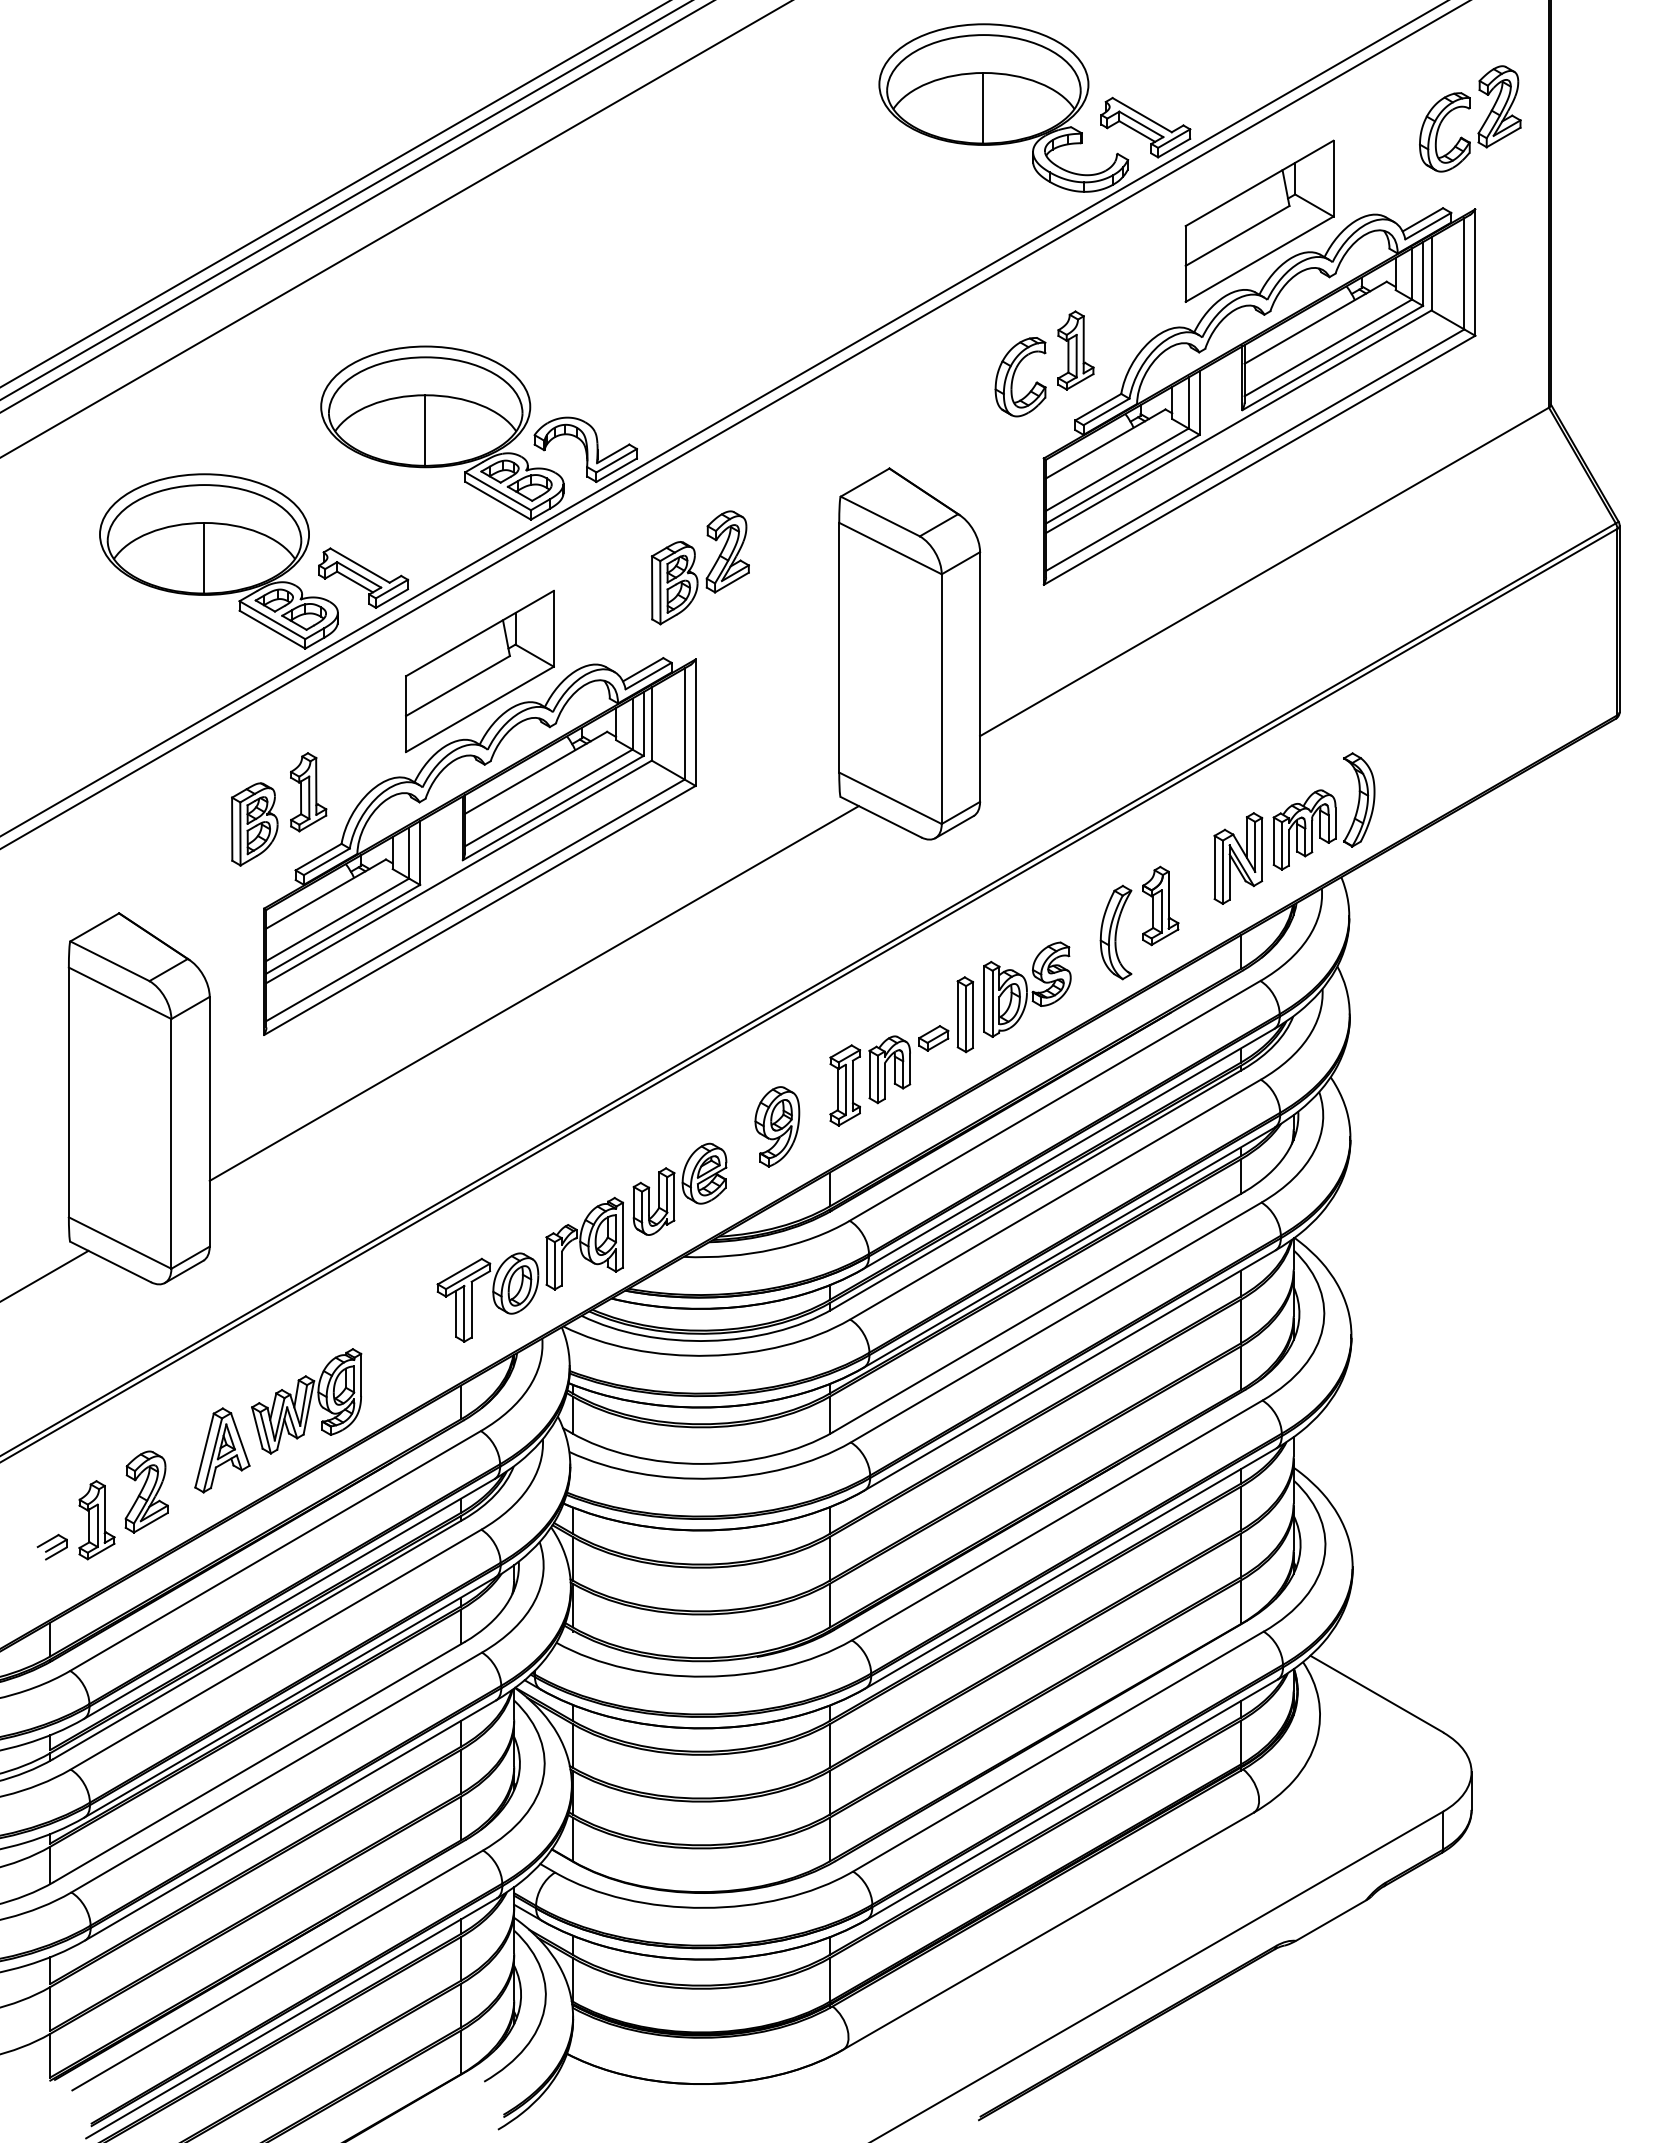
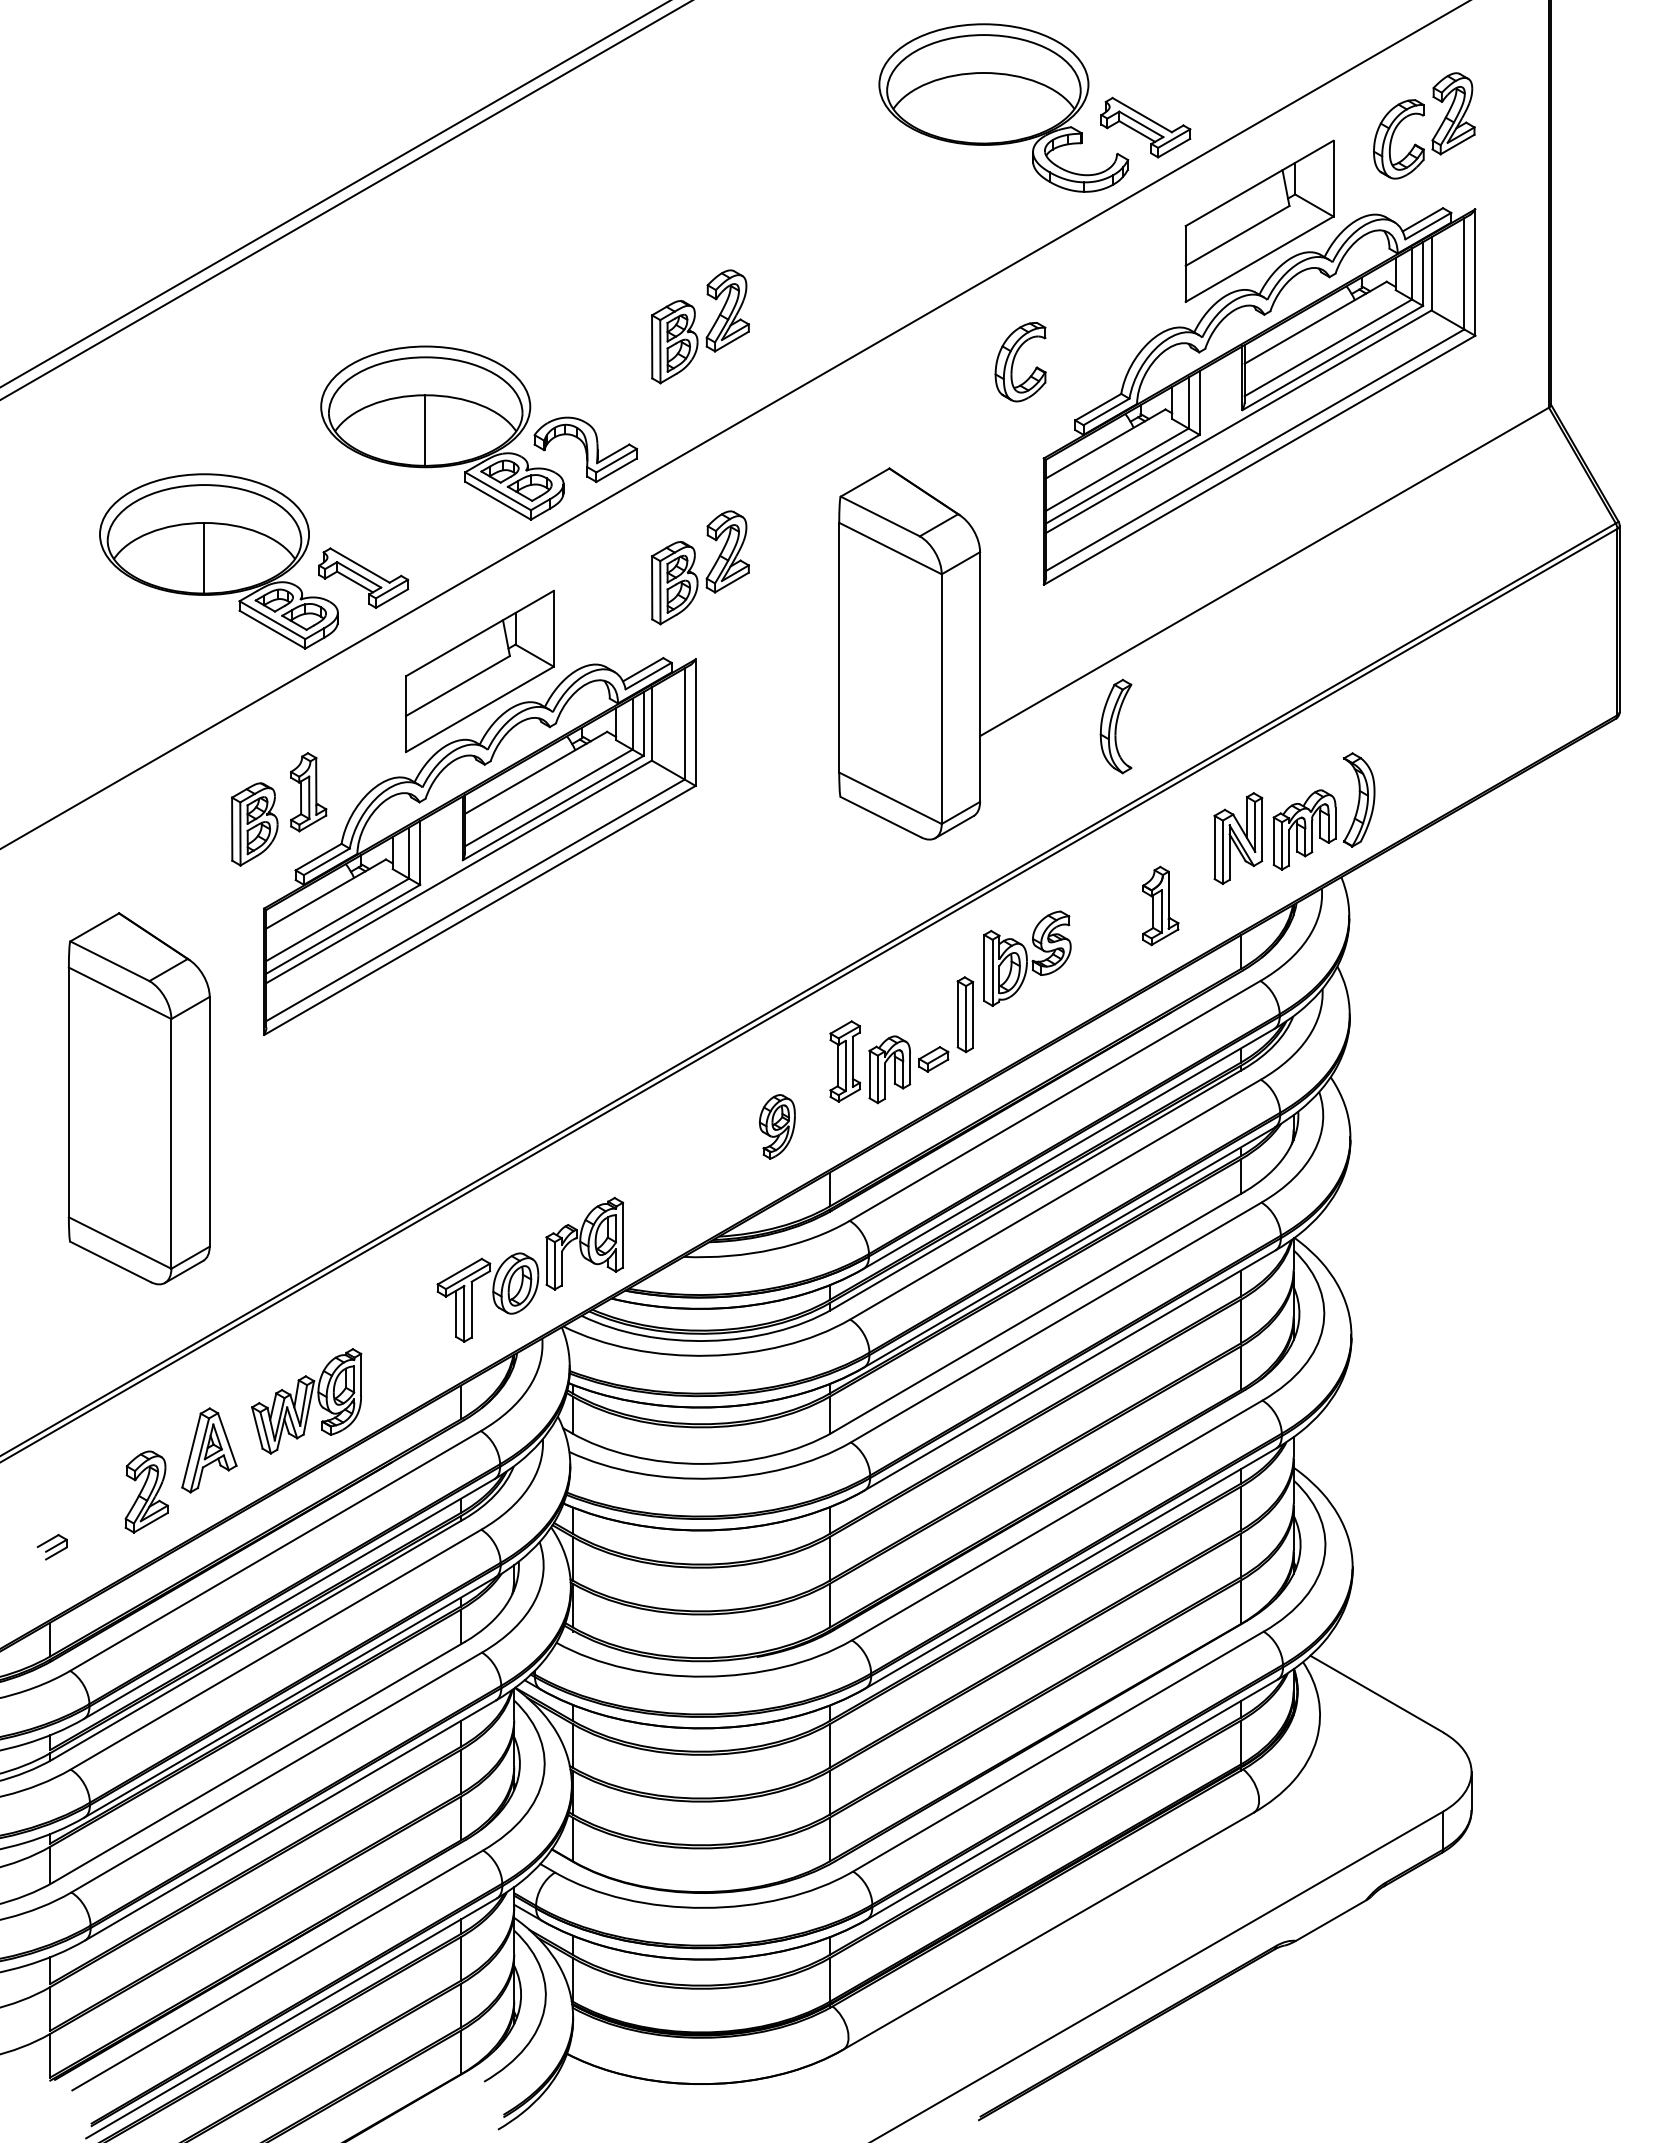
line: present -> none (983, 108)
part position: (1469, 109) -> (1423, 116) (1423, 116)
line: present -> none (356, 206)
line: present -> none (395, 229)
part: none -> present (693, 324)
part: present -> none (1075, 350)
part position: (1014, 376) -> (1014, 361) (1014, 361)
line: present -> none (723, 418)
part position: (1238, 858) -> (1238, 838) (1238, 838)
part position: (1115, 932) -> (1115, 726) (1115, 726)
part position: (1027, 989) -> (1027, 958) (1027, 958)
line: present -> none (533, 993)
part position: (933, 1038) -> (933, 1059) (933, 1059)
part position: (844, 1085) -> (844, 1061) (844, 1061)
part size: 47x82 px -> 38x66 px (776, 1126)
part: present -> none (679, 1188)
line: present -> none (45, 1275)
part position: (222, 1450) -> (209, 1450) (209, 1450)
part: present -> none (96, 1520)
